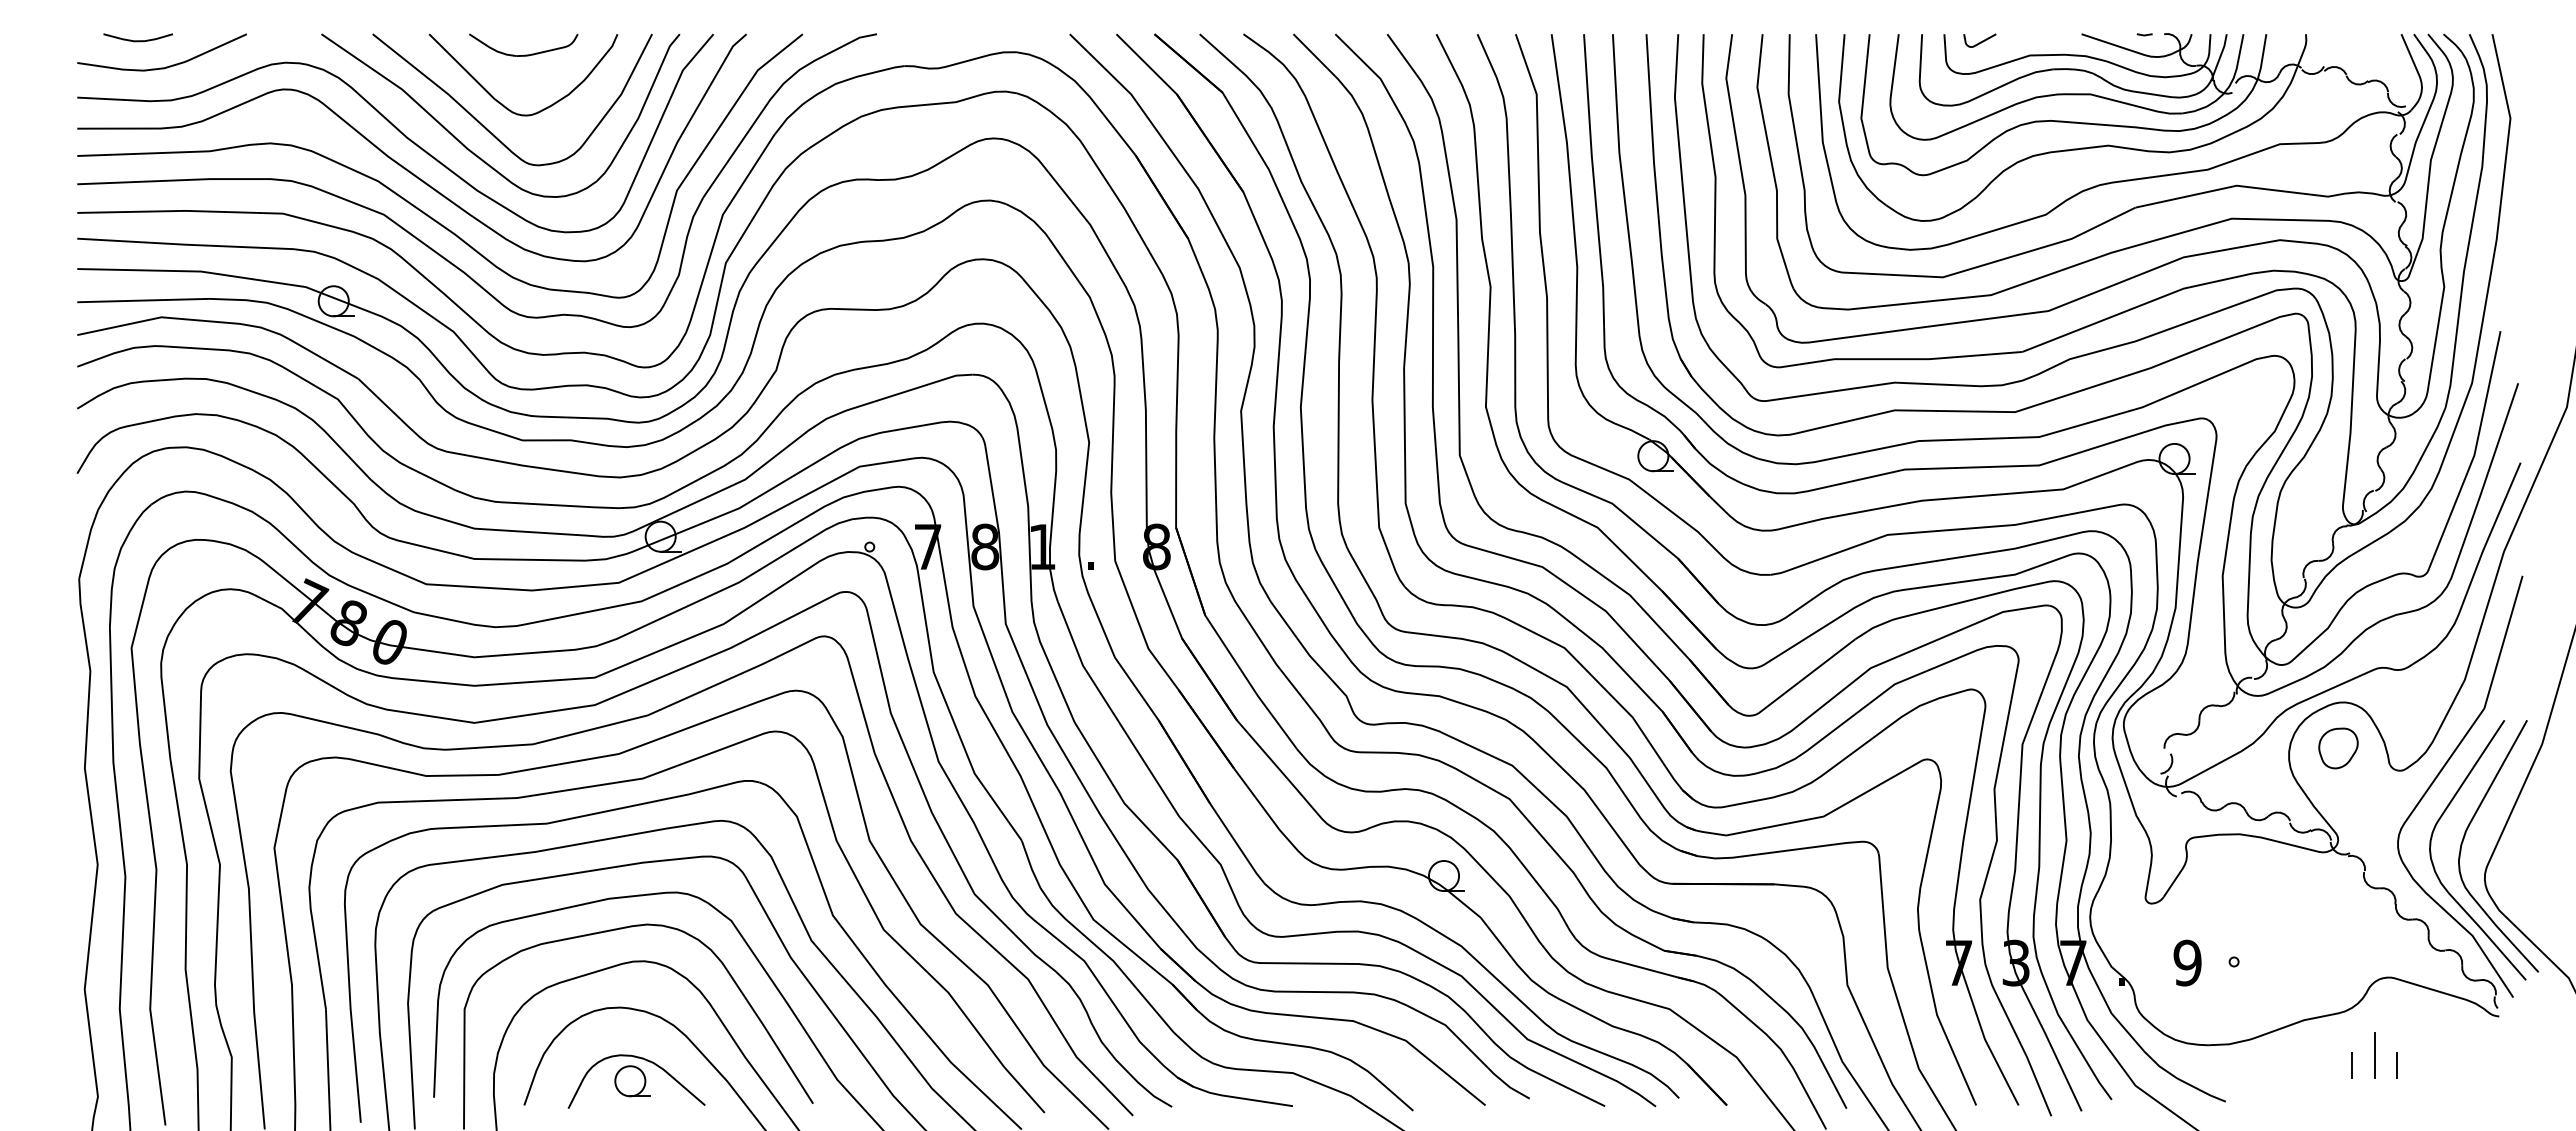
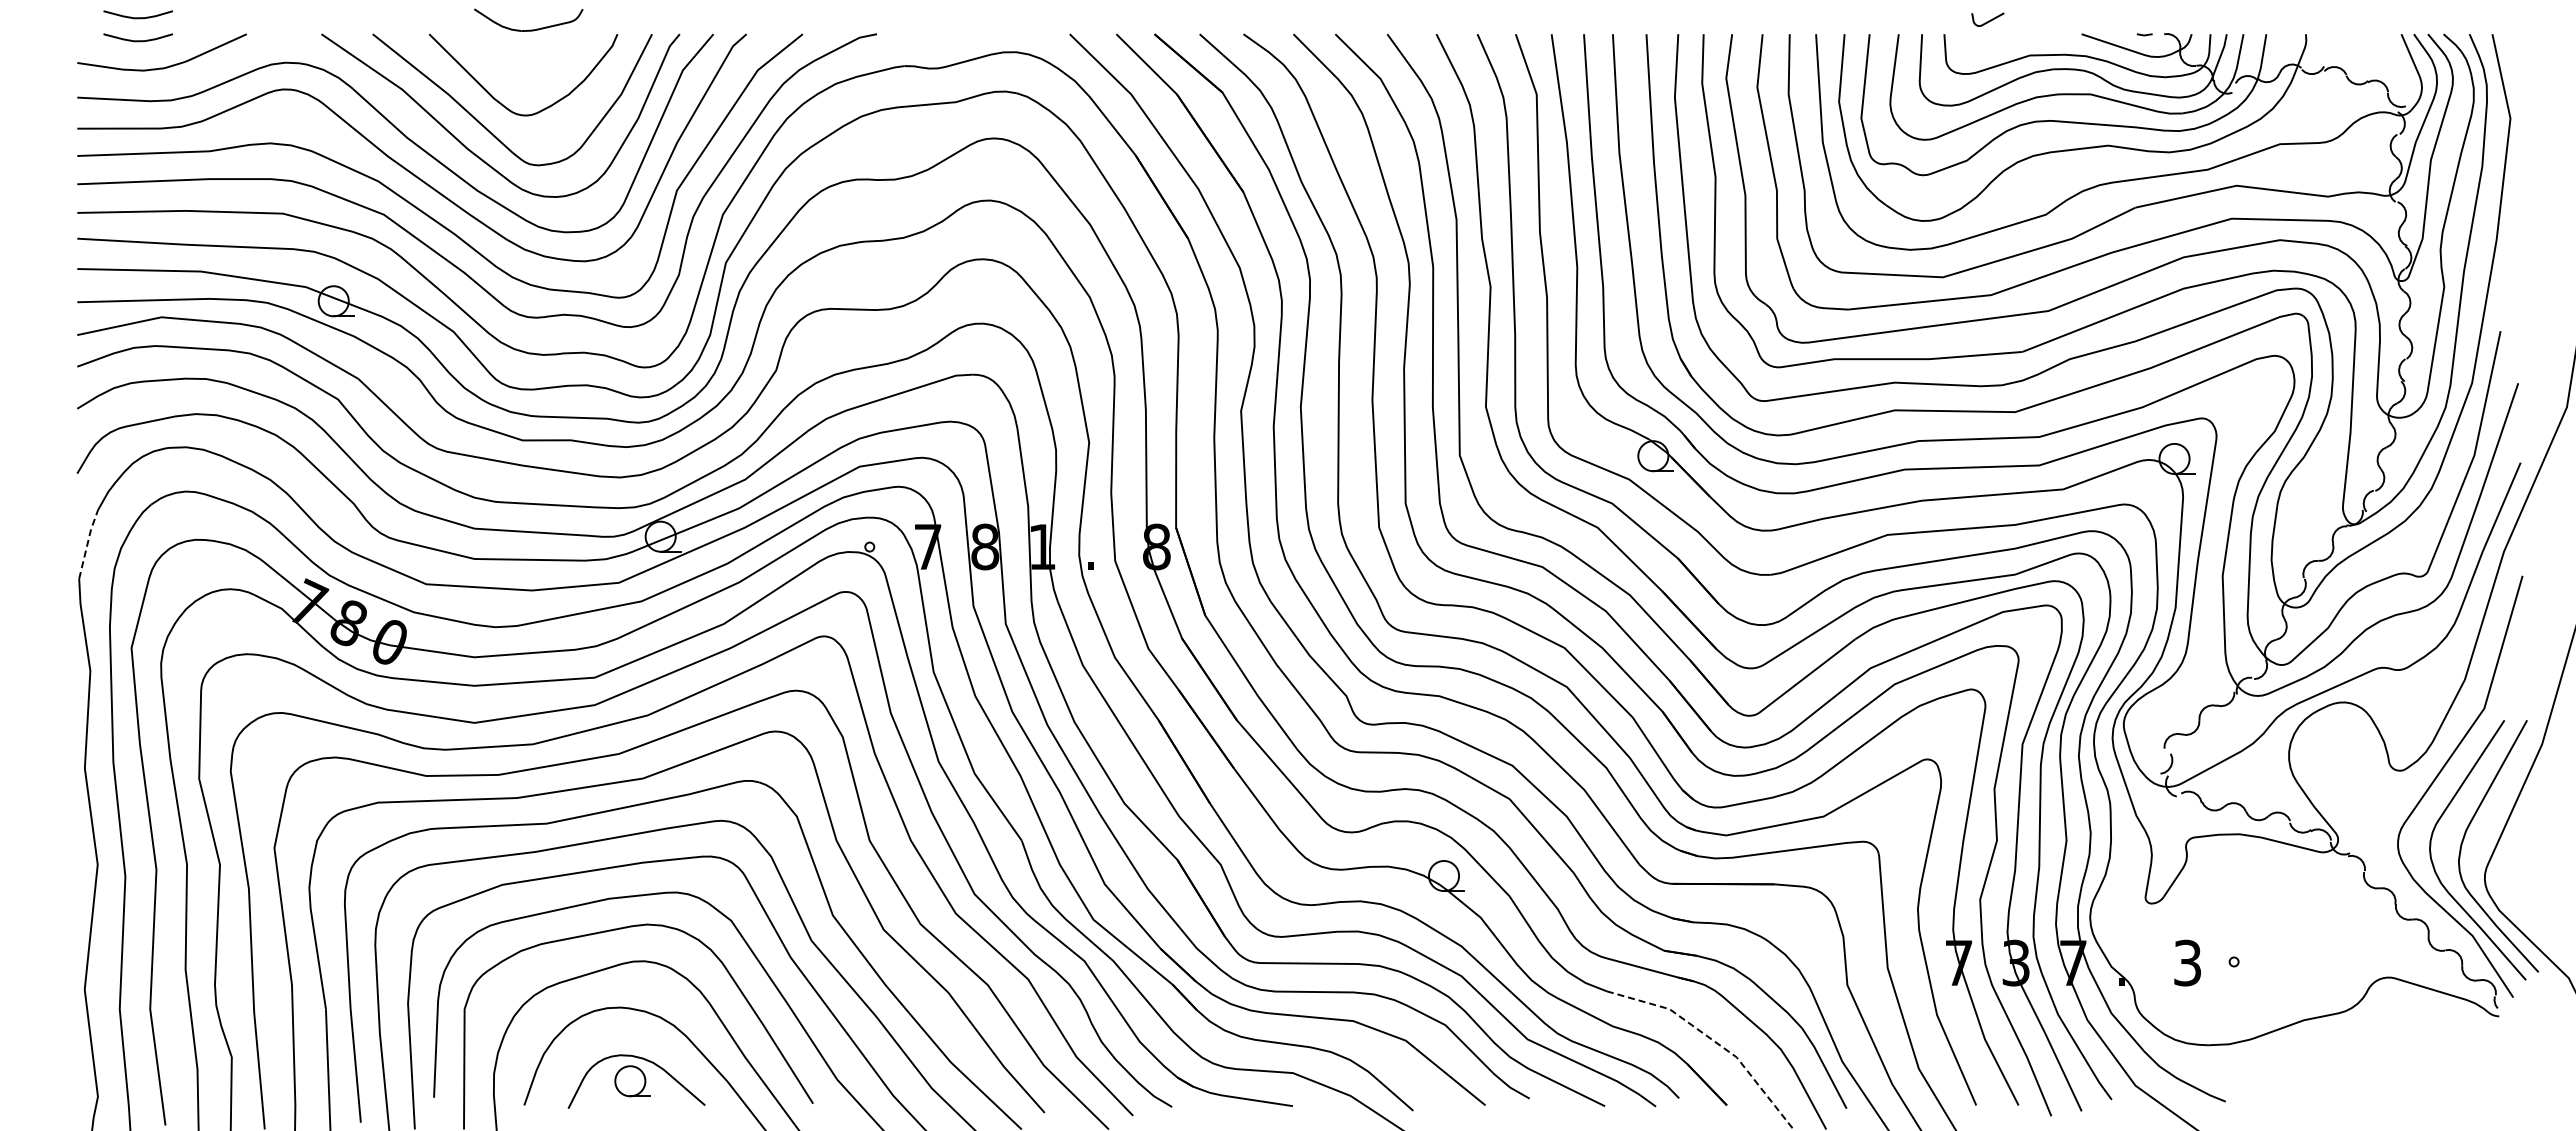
curve: none -> present (137, 17)
curve position: (1980, 41) -> (1988, 20) (1988, 20)
part position: (523, 54) -> (528, 29) (528, 29)
line: solid -> dashed (87, 543)
part: present -> none (2338, 748)
text: 9 -> 3 (2187, 962)
line: solid -> dashed (1714, 1041)
line: present -> none (2374, 1055)
line: present -> none (2352, 1065)
line: present -> none (2397, 1065)
